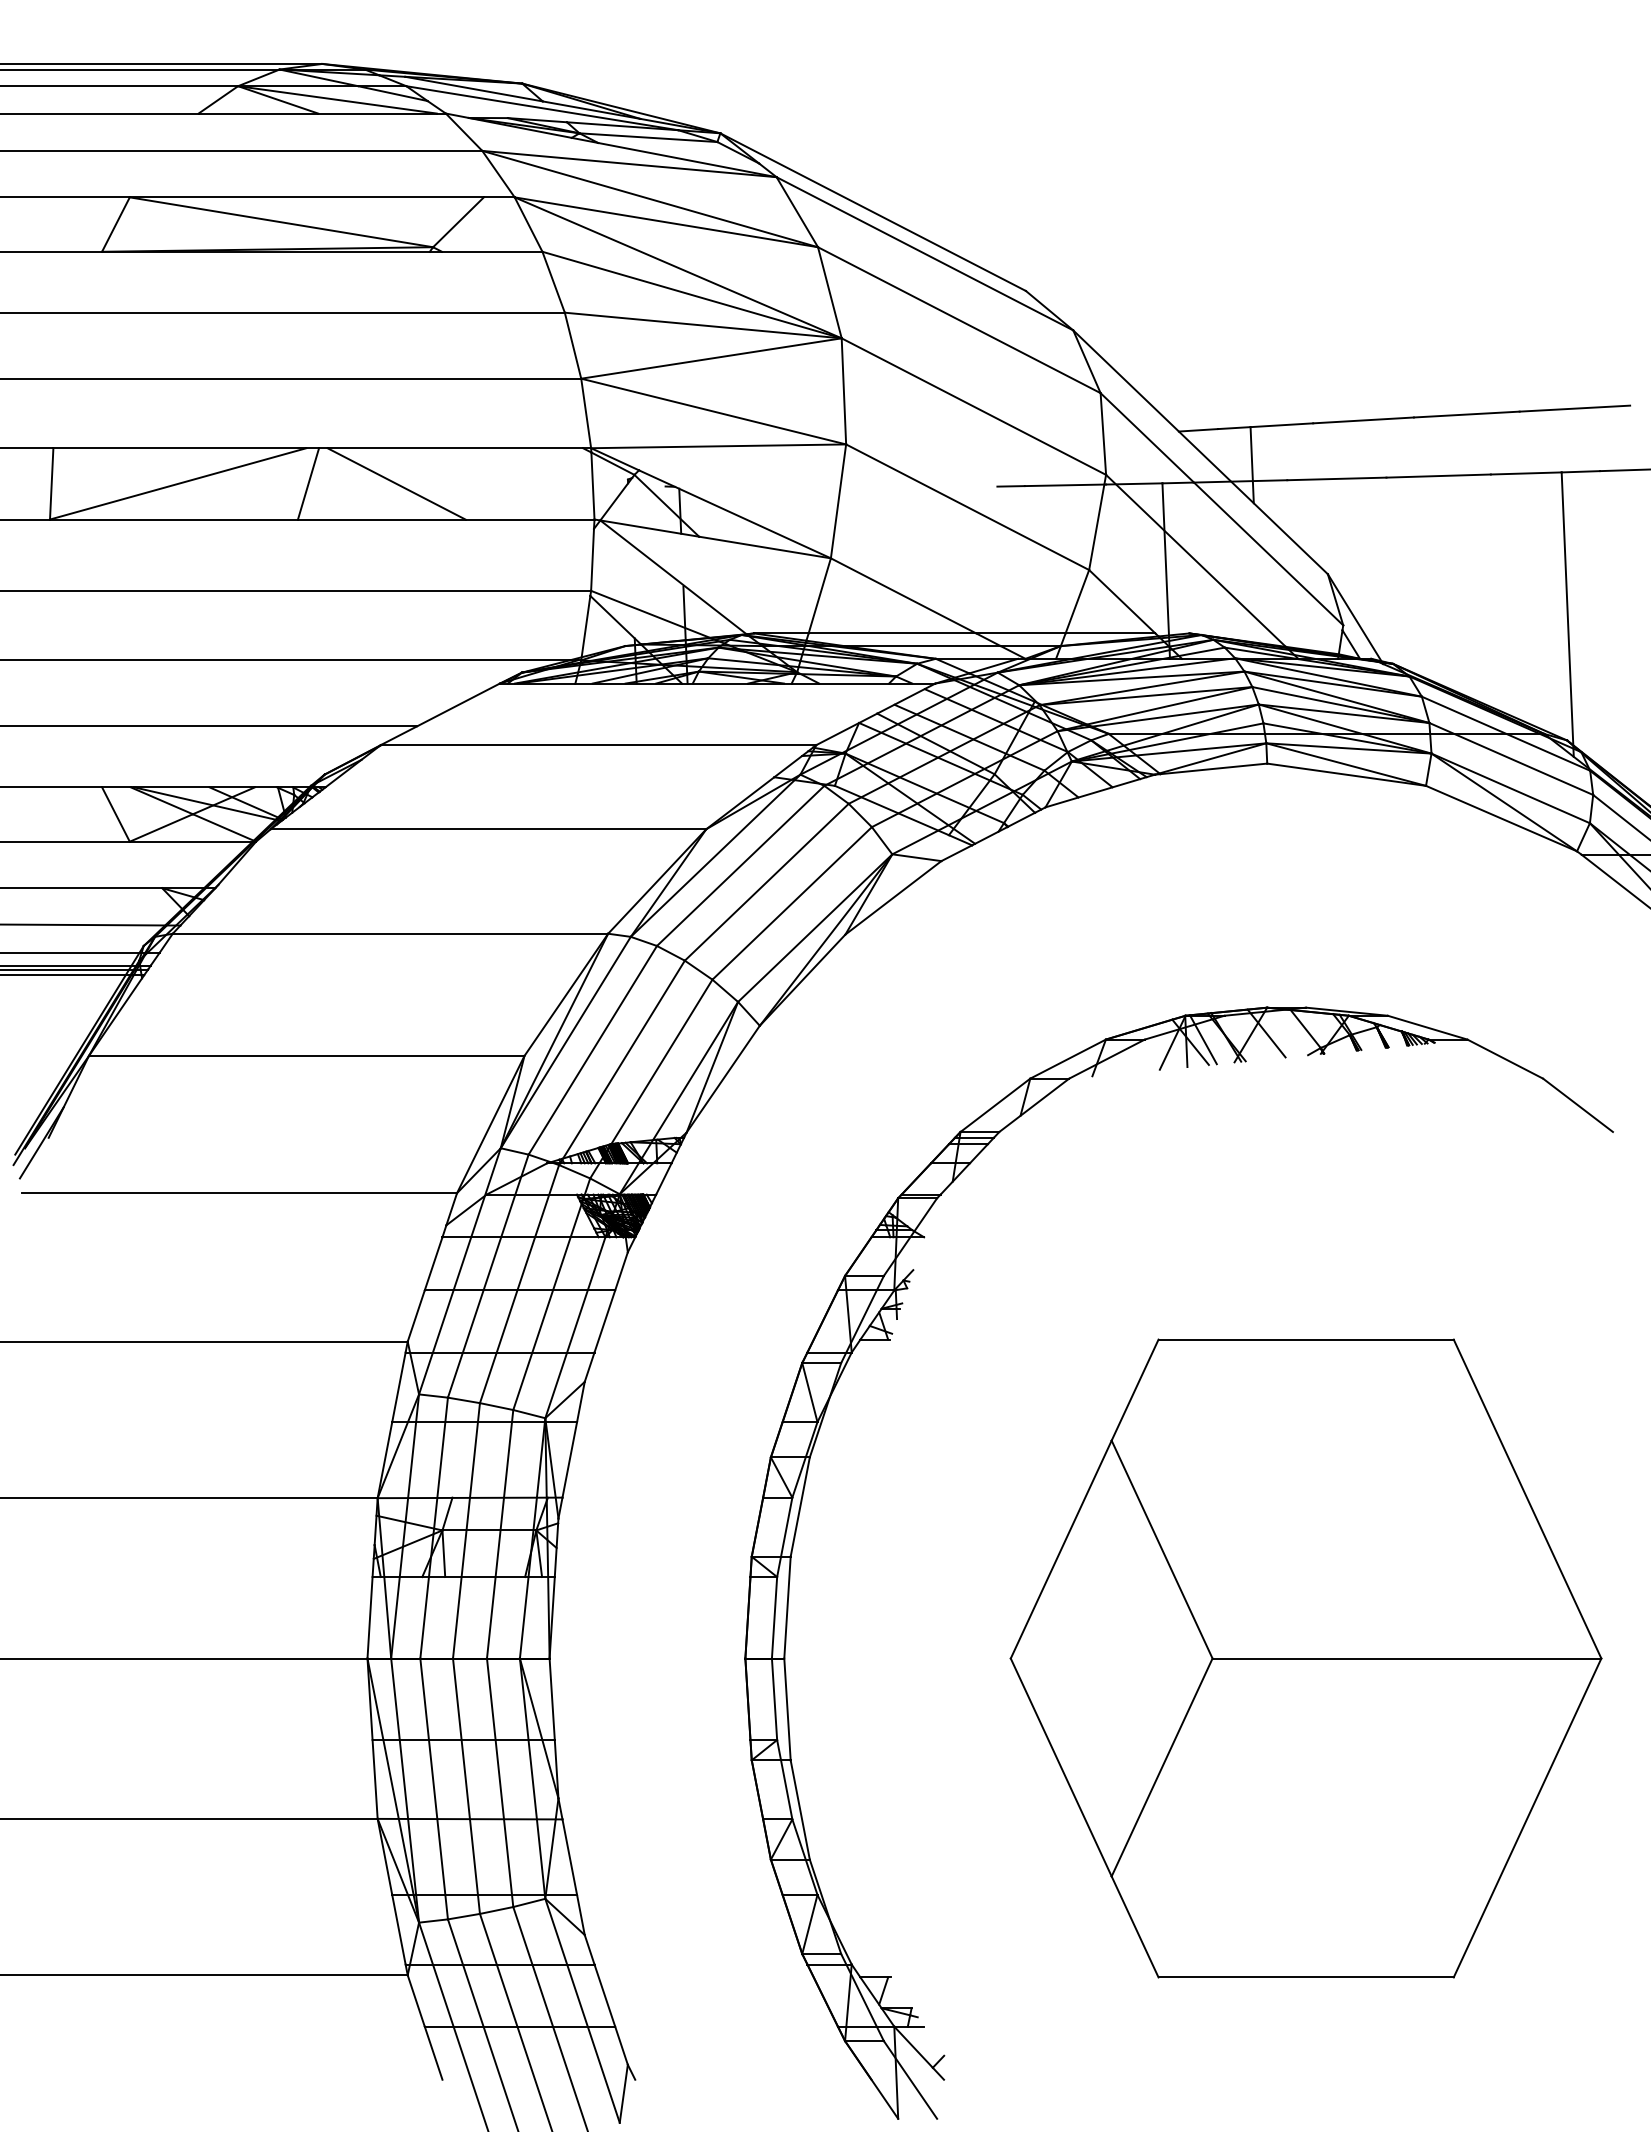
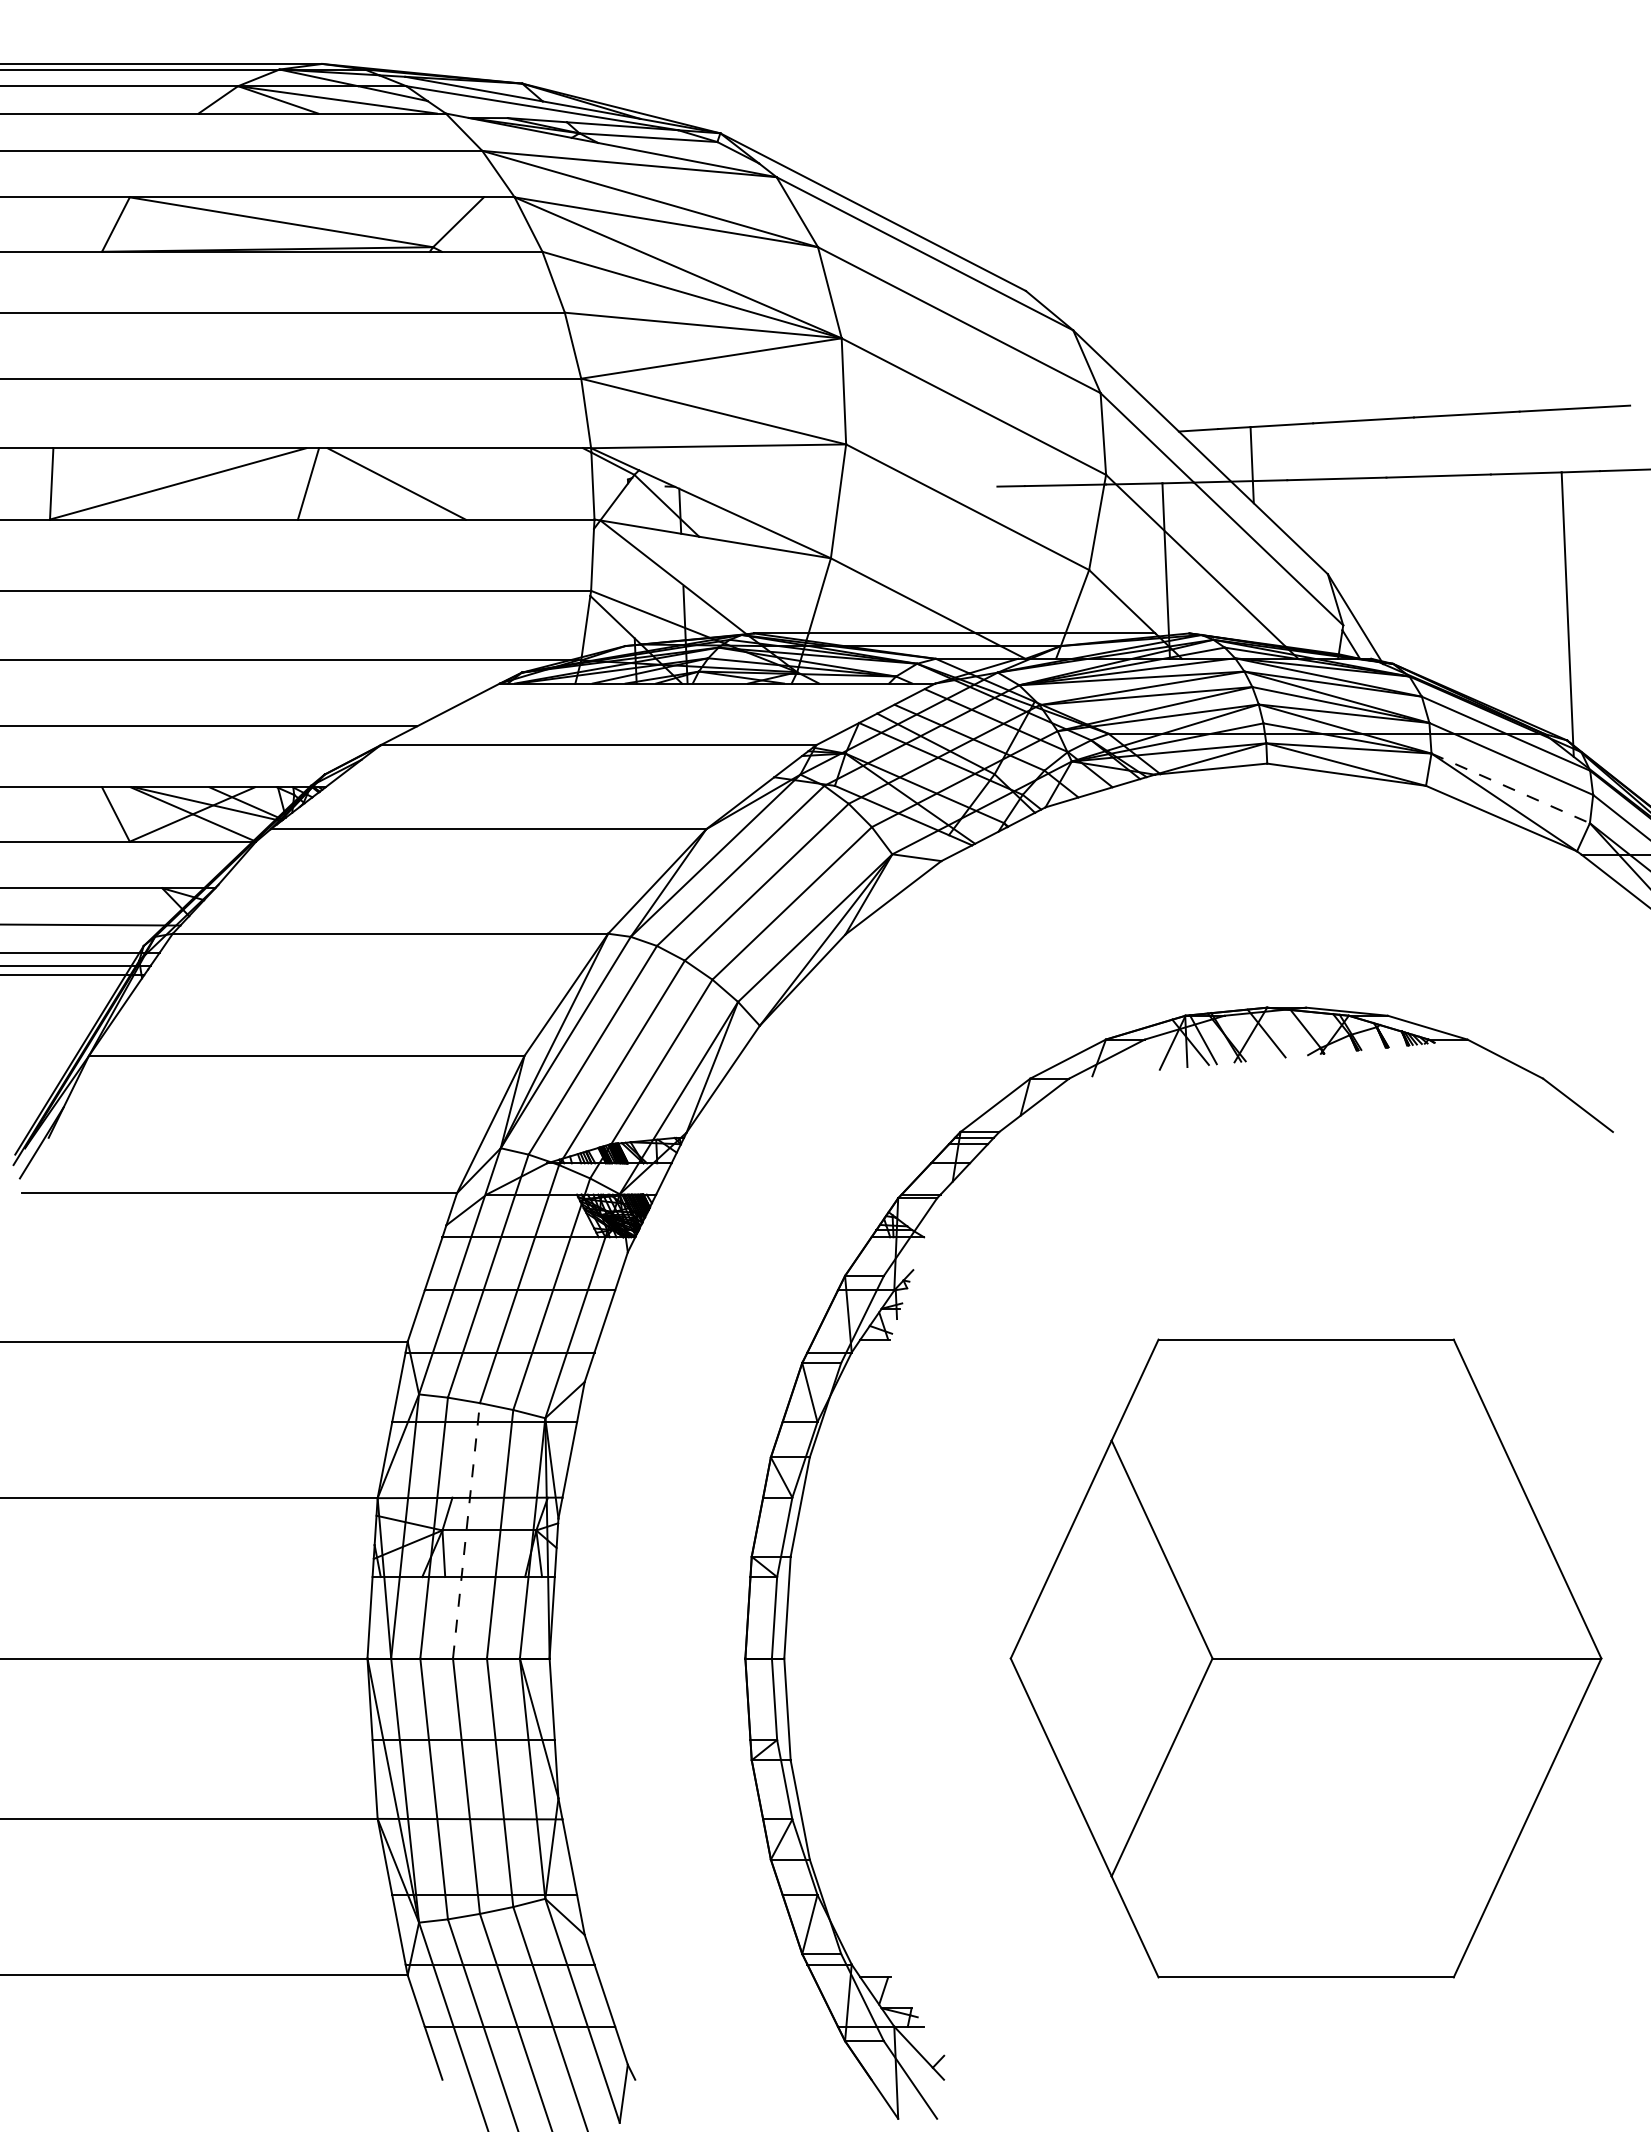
line: solid -> dashed (1510, 788)
line: present -> none (75, 969)
line: solid -> dashed (466, 1530)
